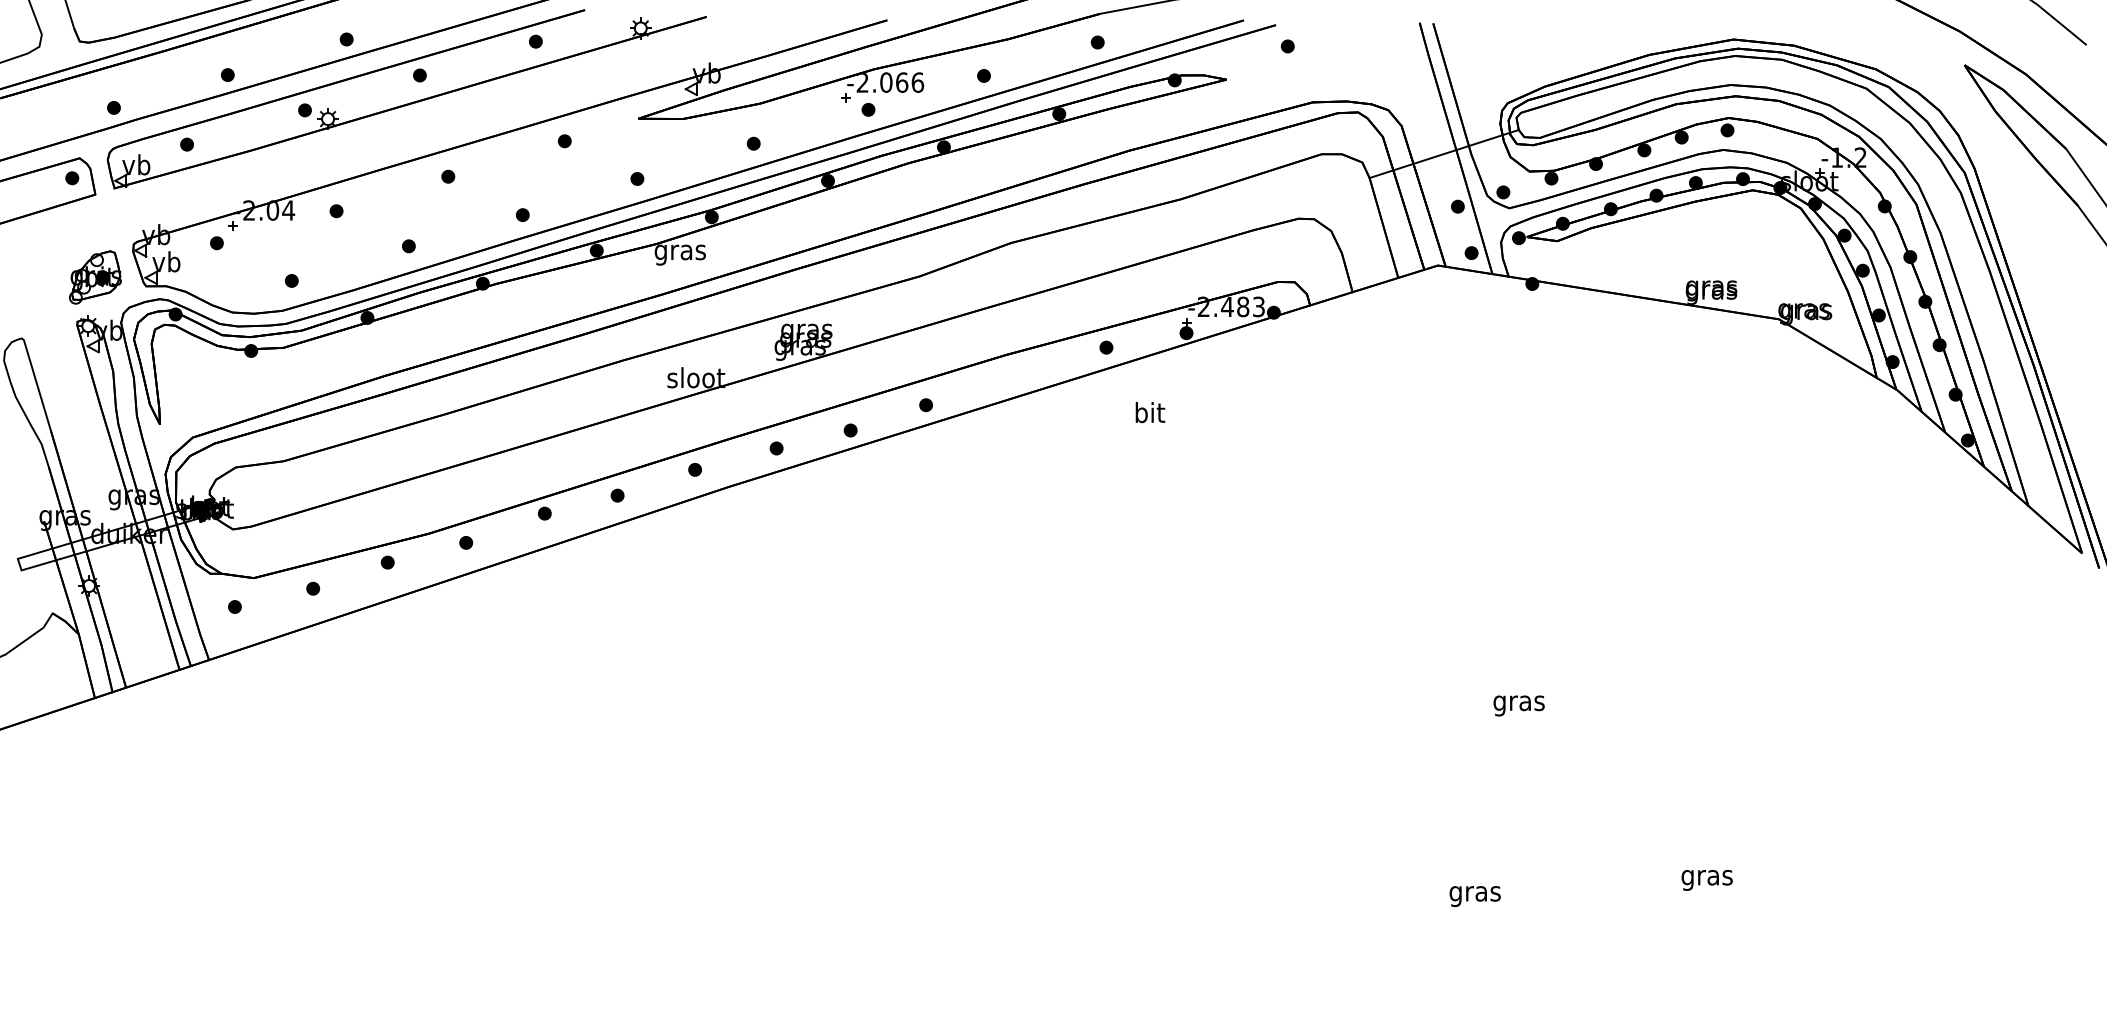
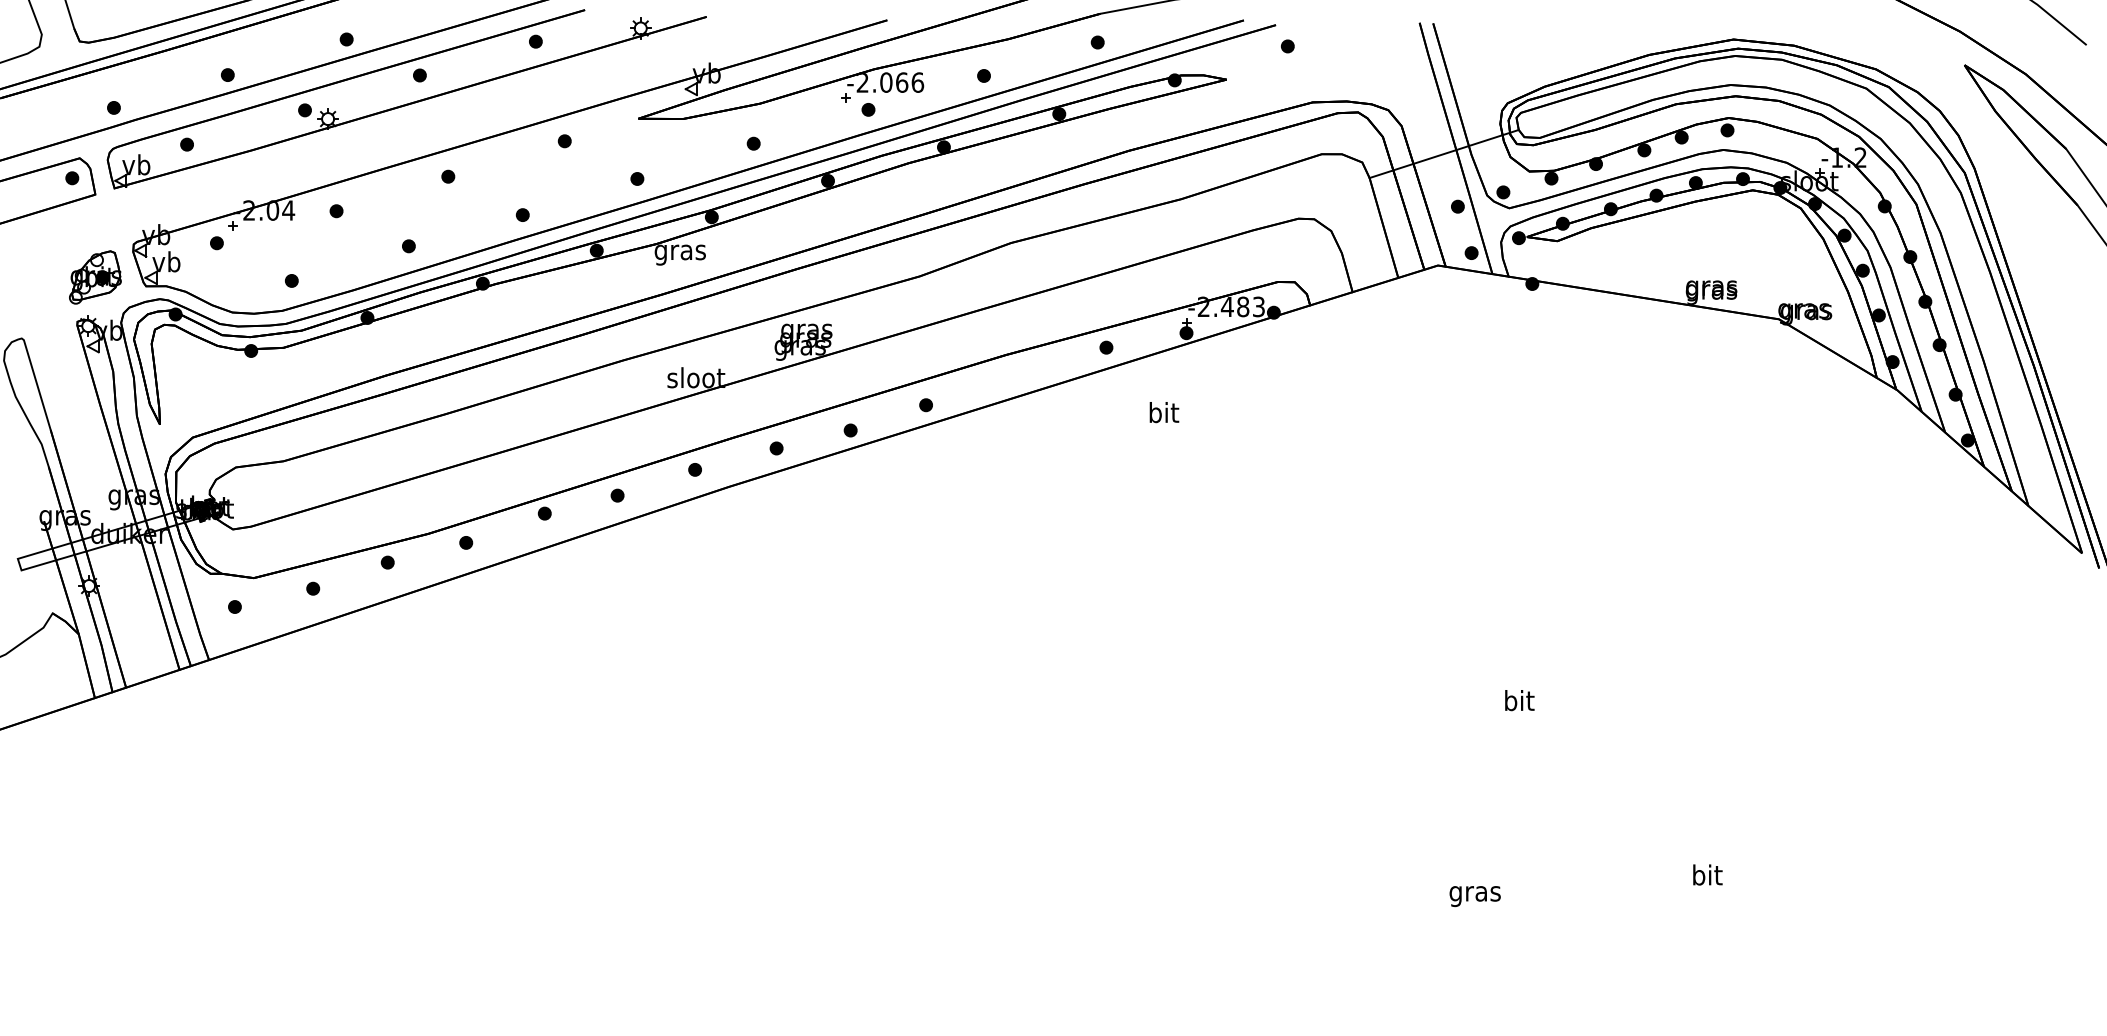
text position: (1150, 412) -> (1164, 412) (1164, 412)
text: gras -> bit (1518, 703)
text: gras -> bit (1706, 877)
